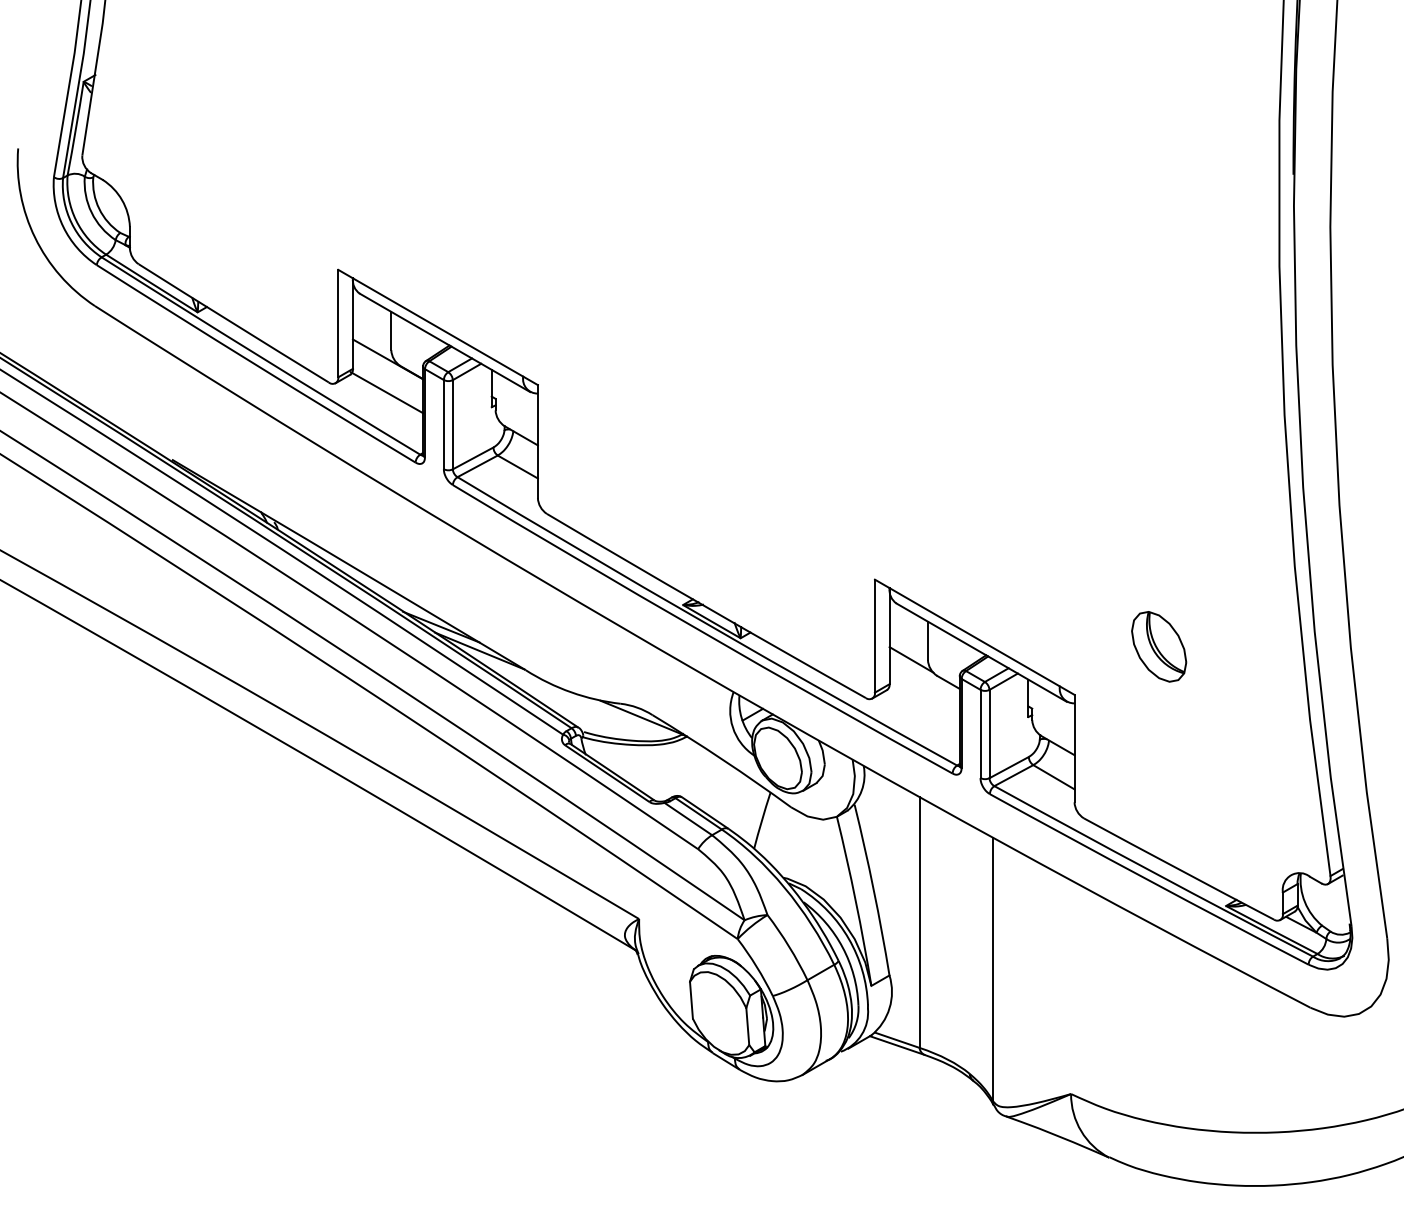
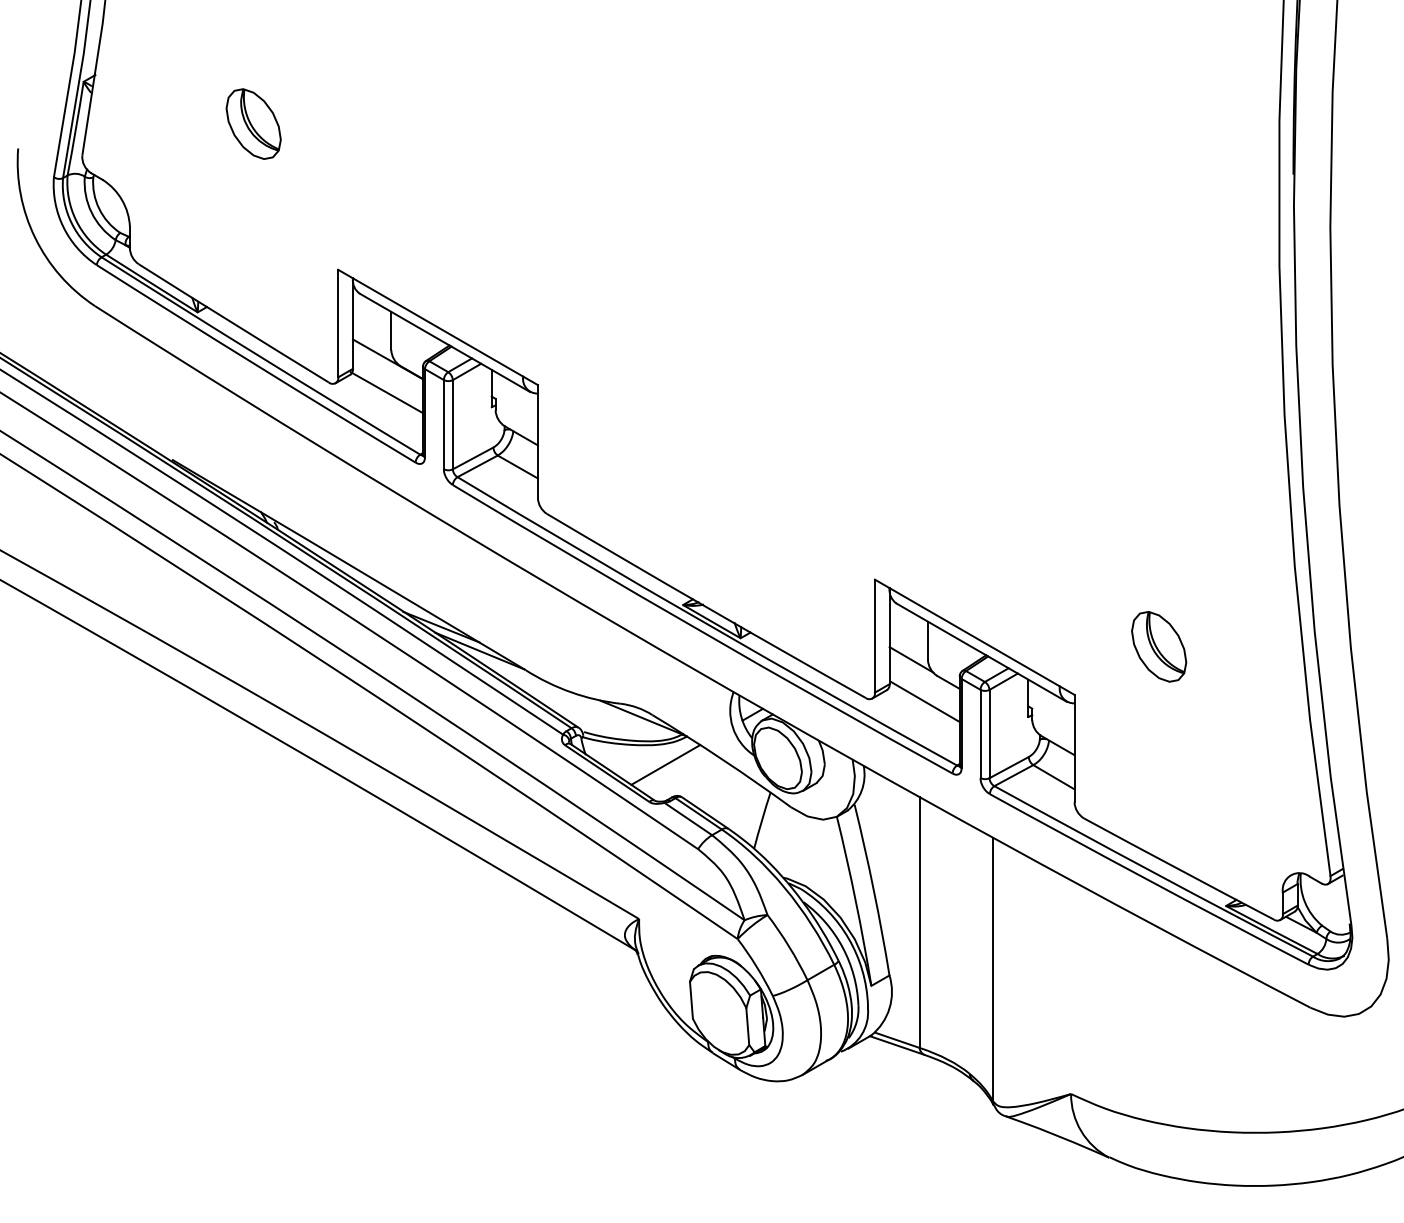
part: none -> present (253, 123)
line: none -> present (925, 702)
line: none -> present (665, 764)
